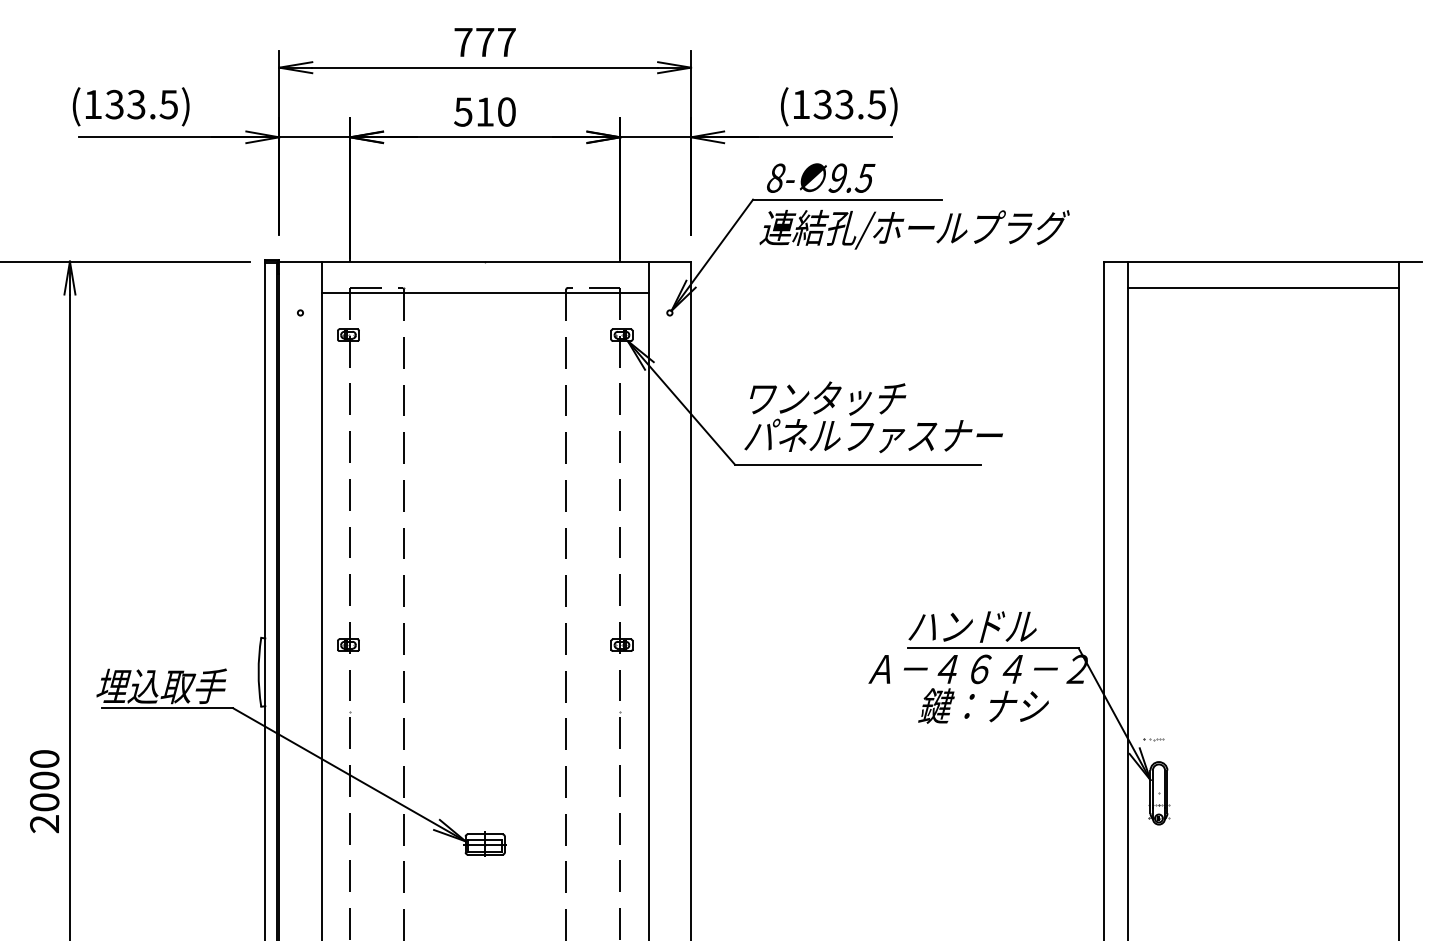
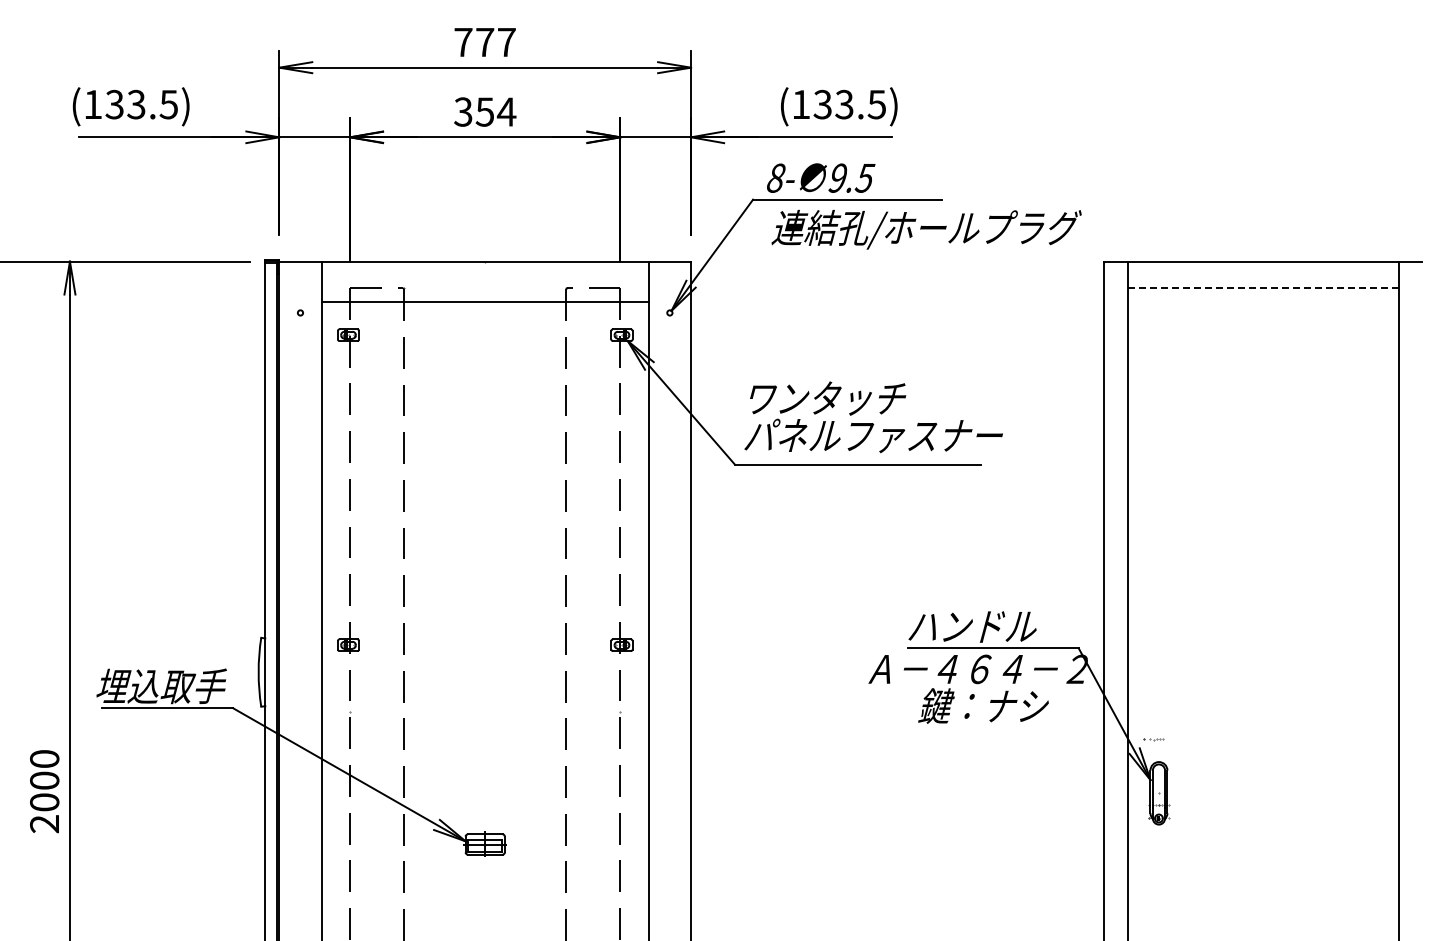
text: 510 -> 354 (485, 111)
text position: (914, 229) -> (926, 229) (926, 229)
line: solid -> dashed (1263, 288)
line position: (484, 293) -> (484, 302) (484, 302)
